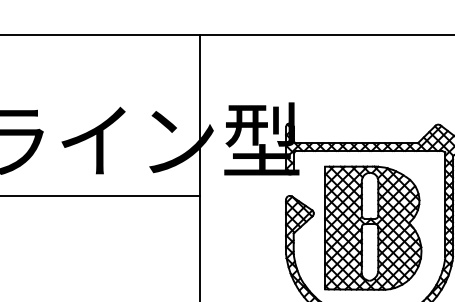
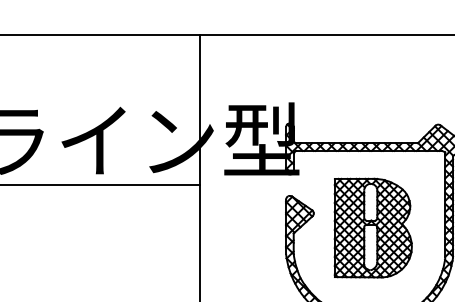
line position: (101, 195) -> (101, 184) (101, 184)
part size: 99x126 px -> 80x102 px (372, 227)
